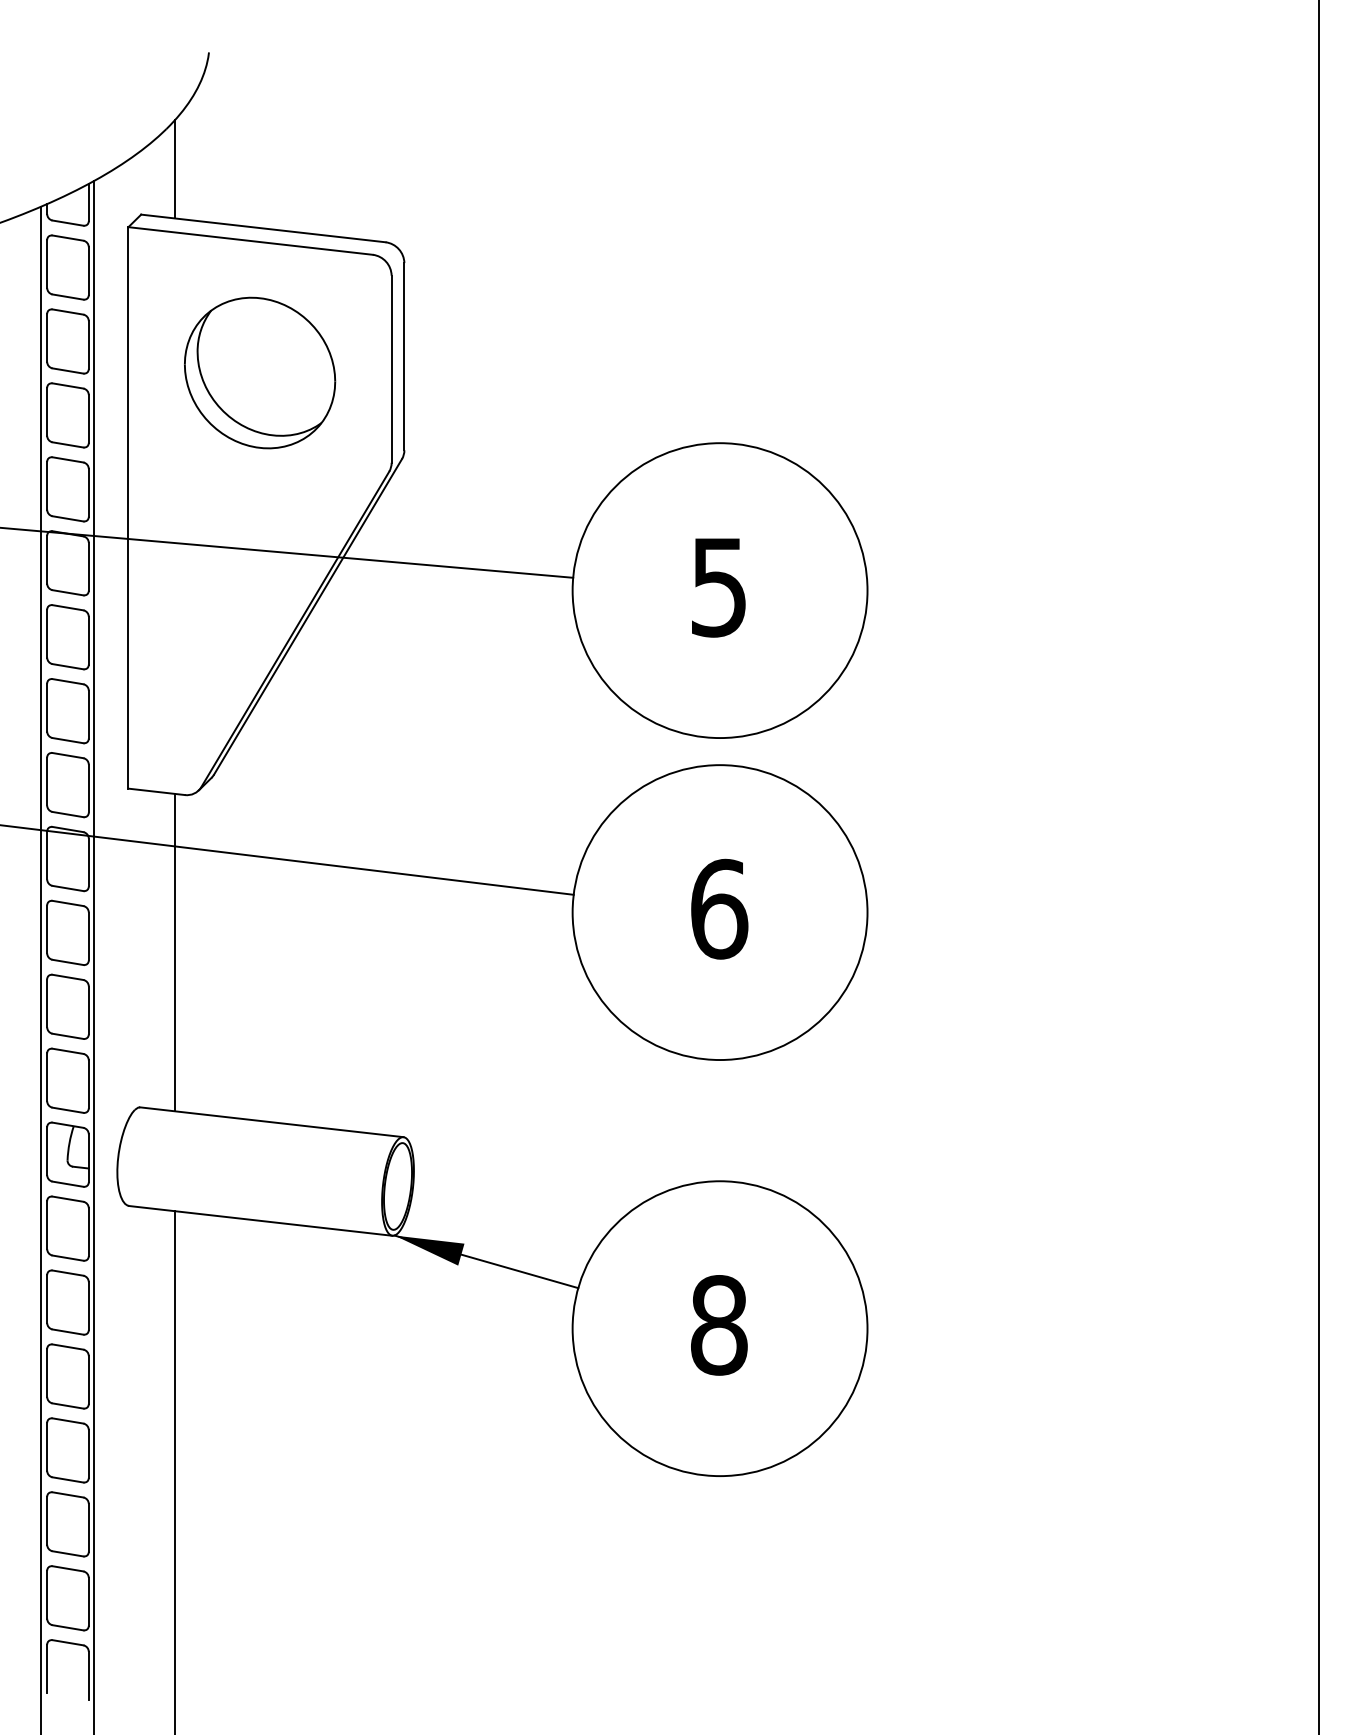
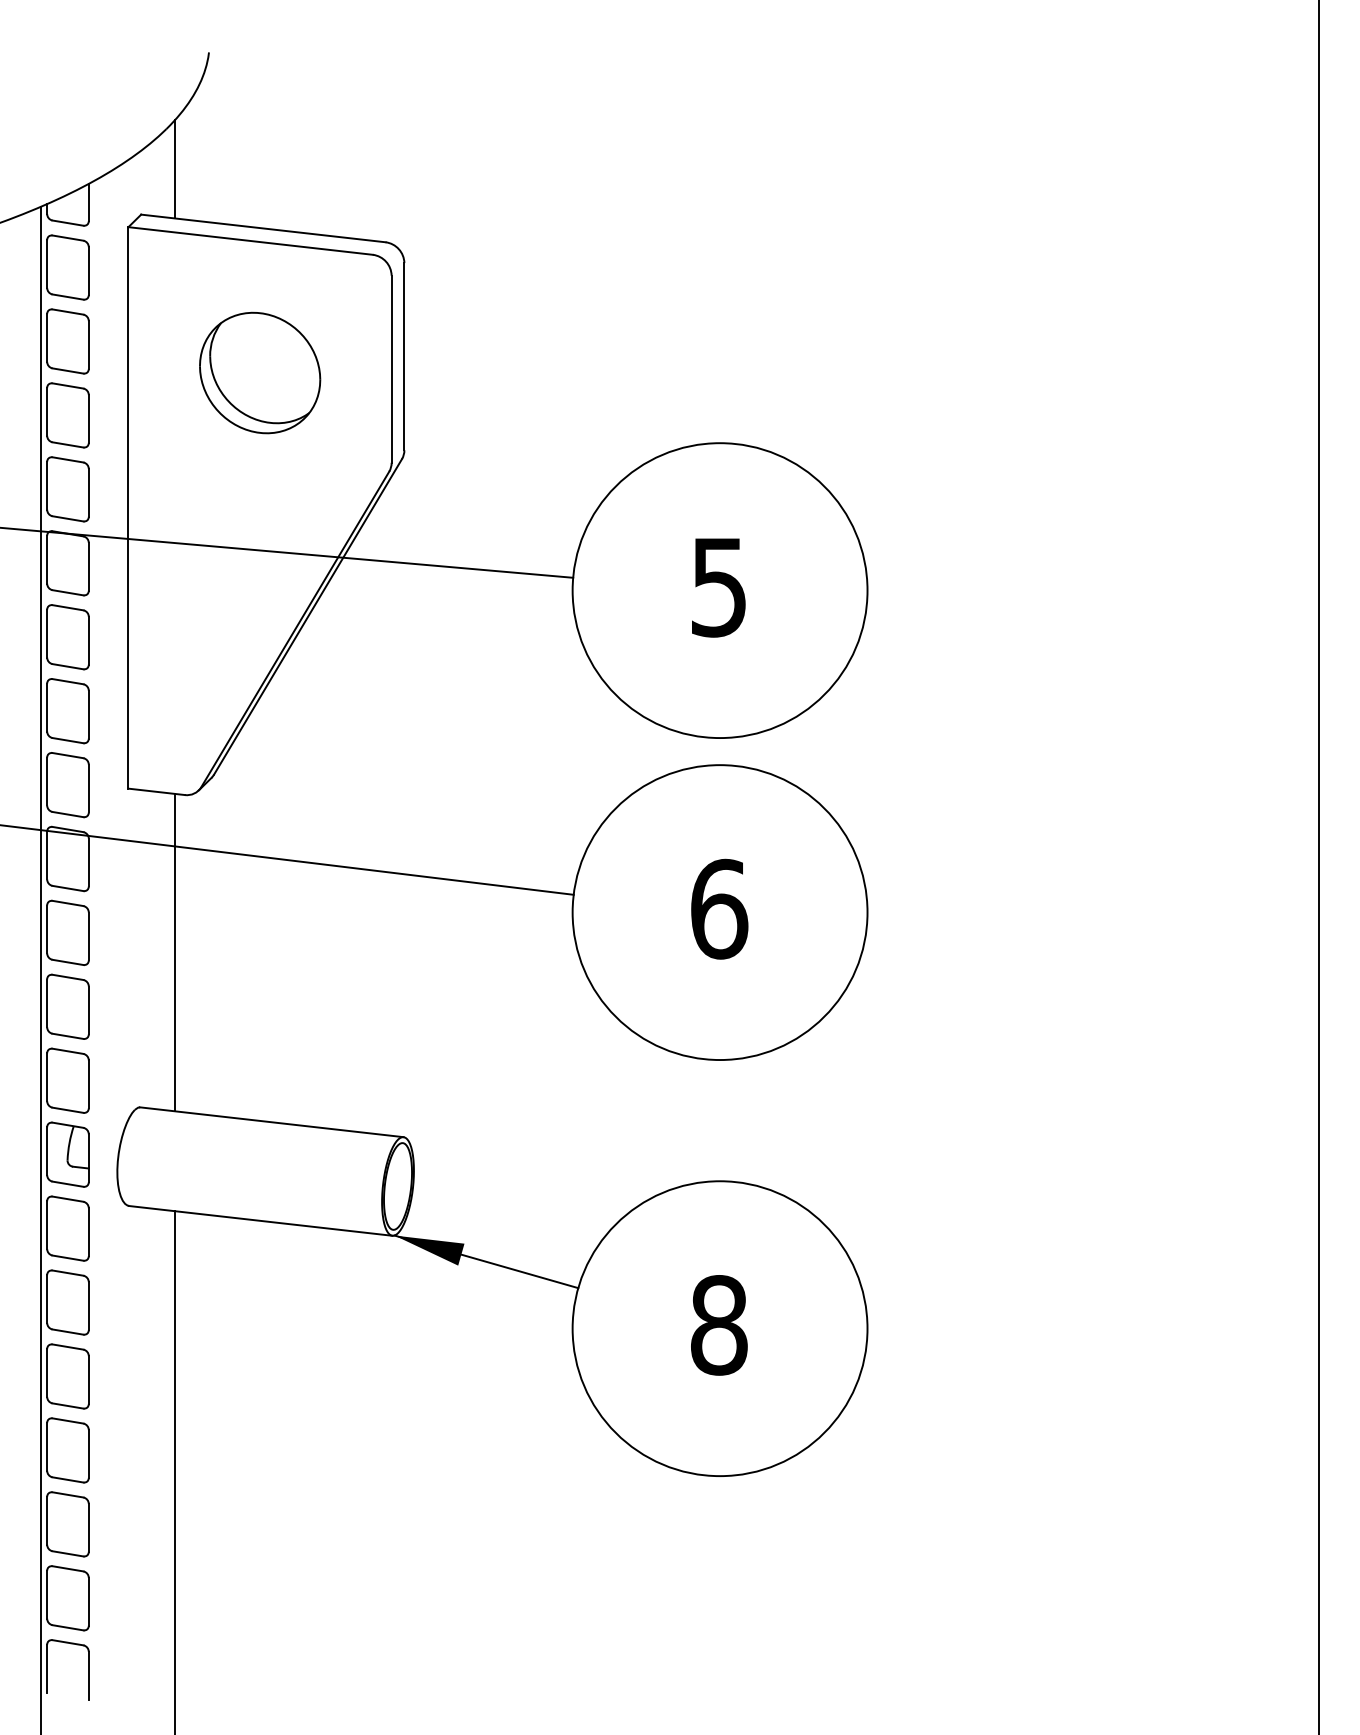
part size: 153x154 px -> 123x124 px (260, 372)
line: present -> none (94, 955)
